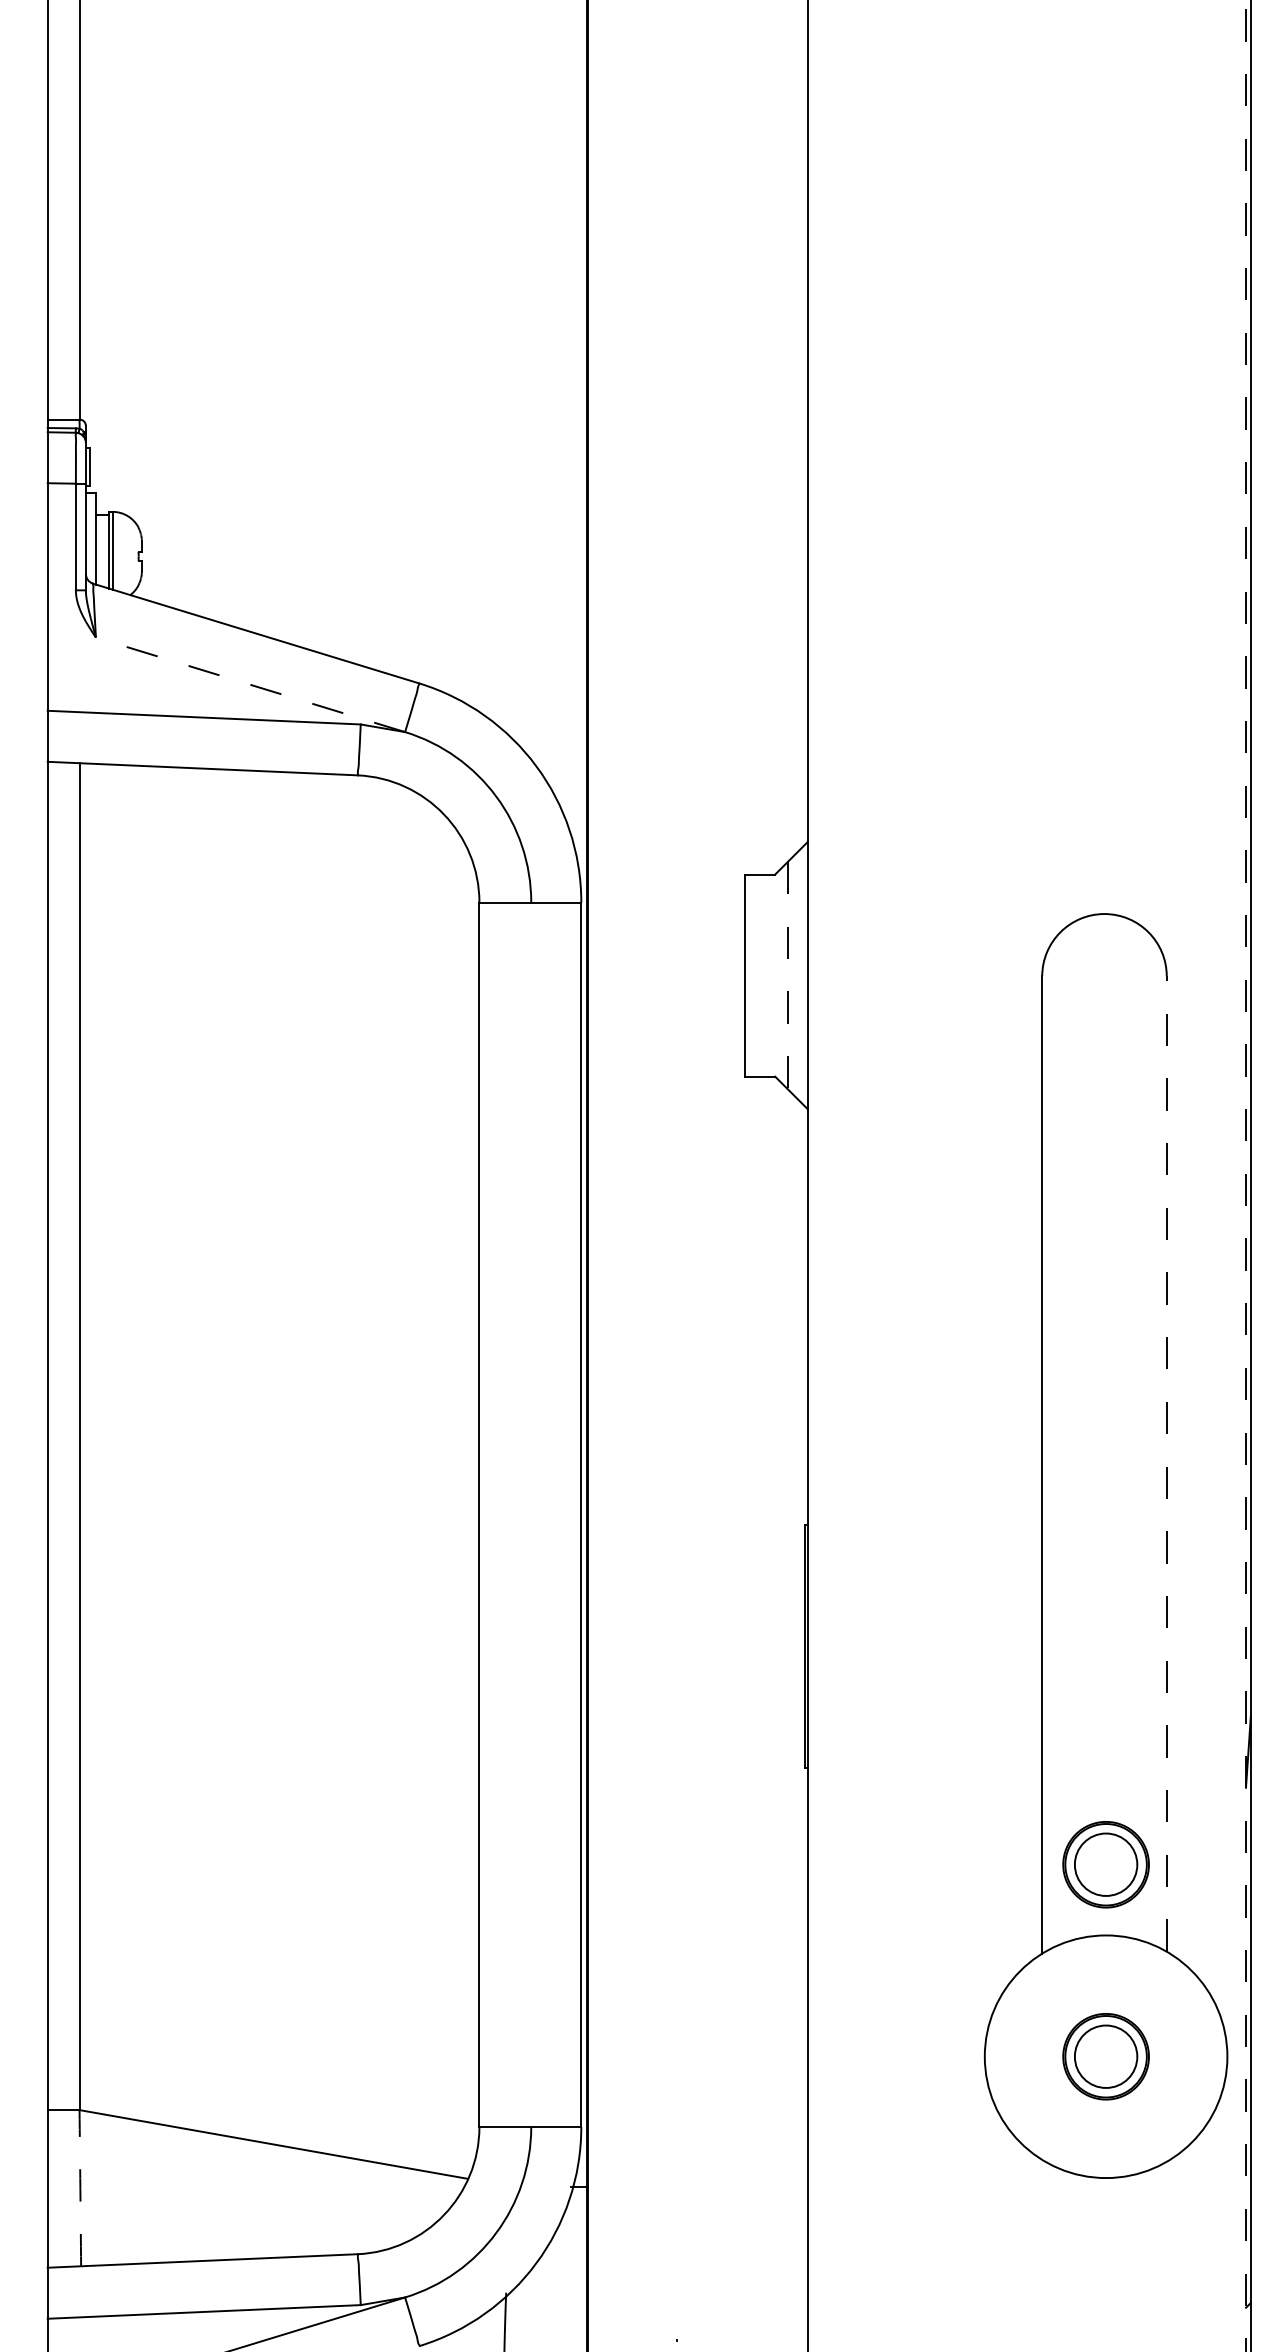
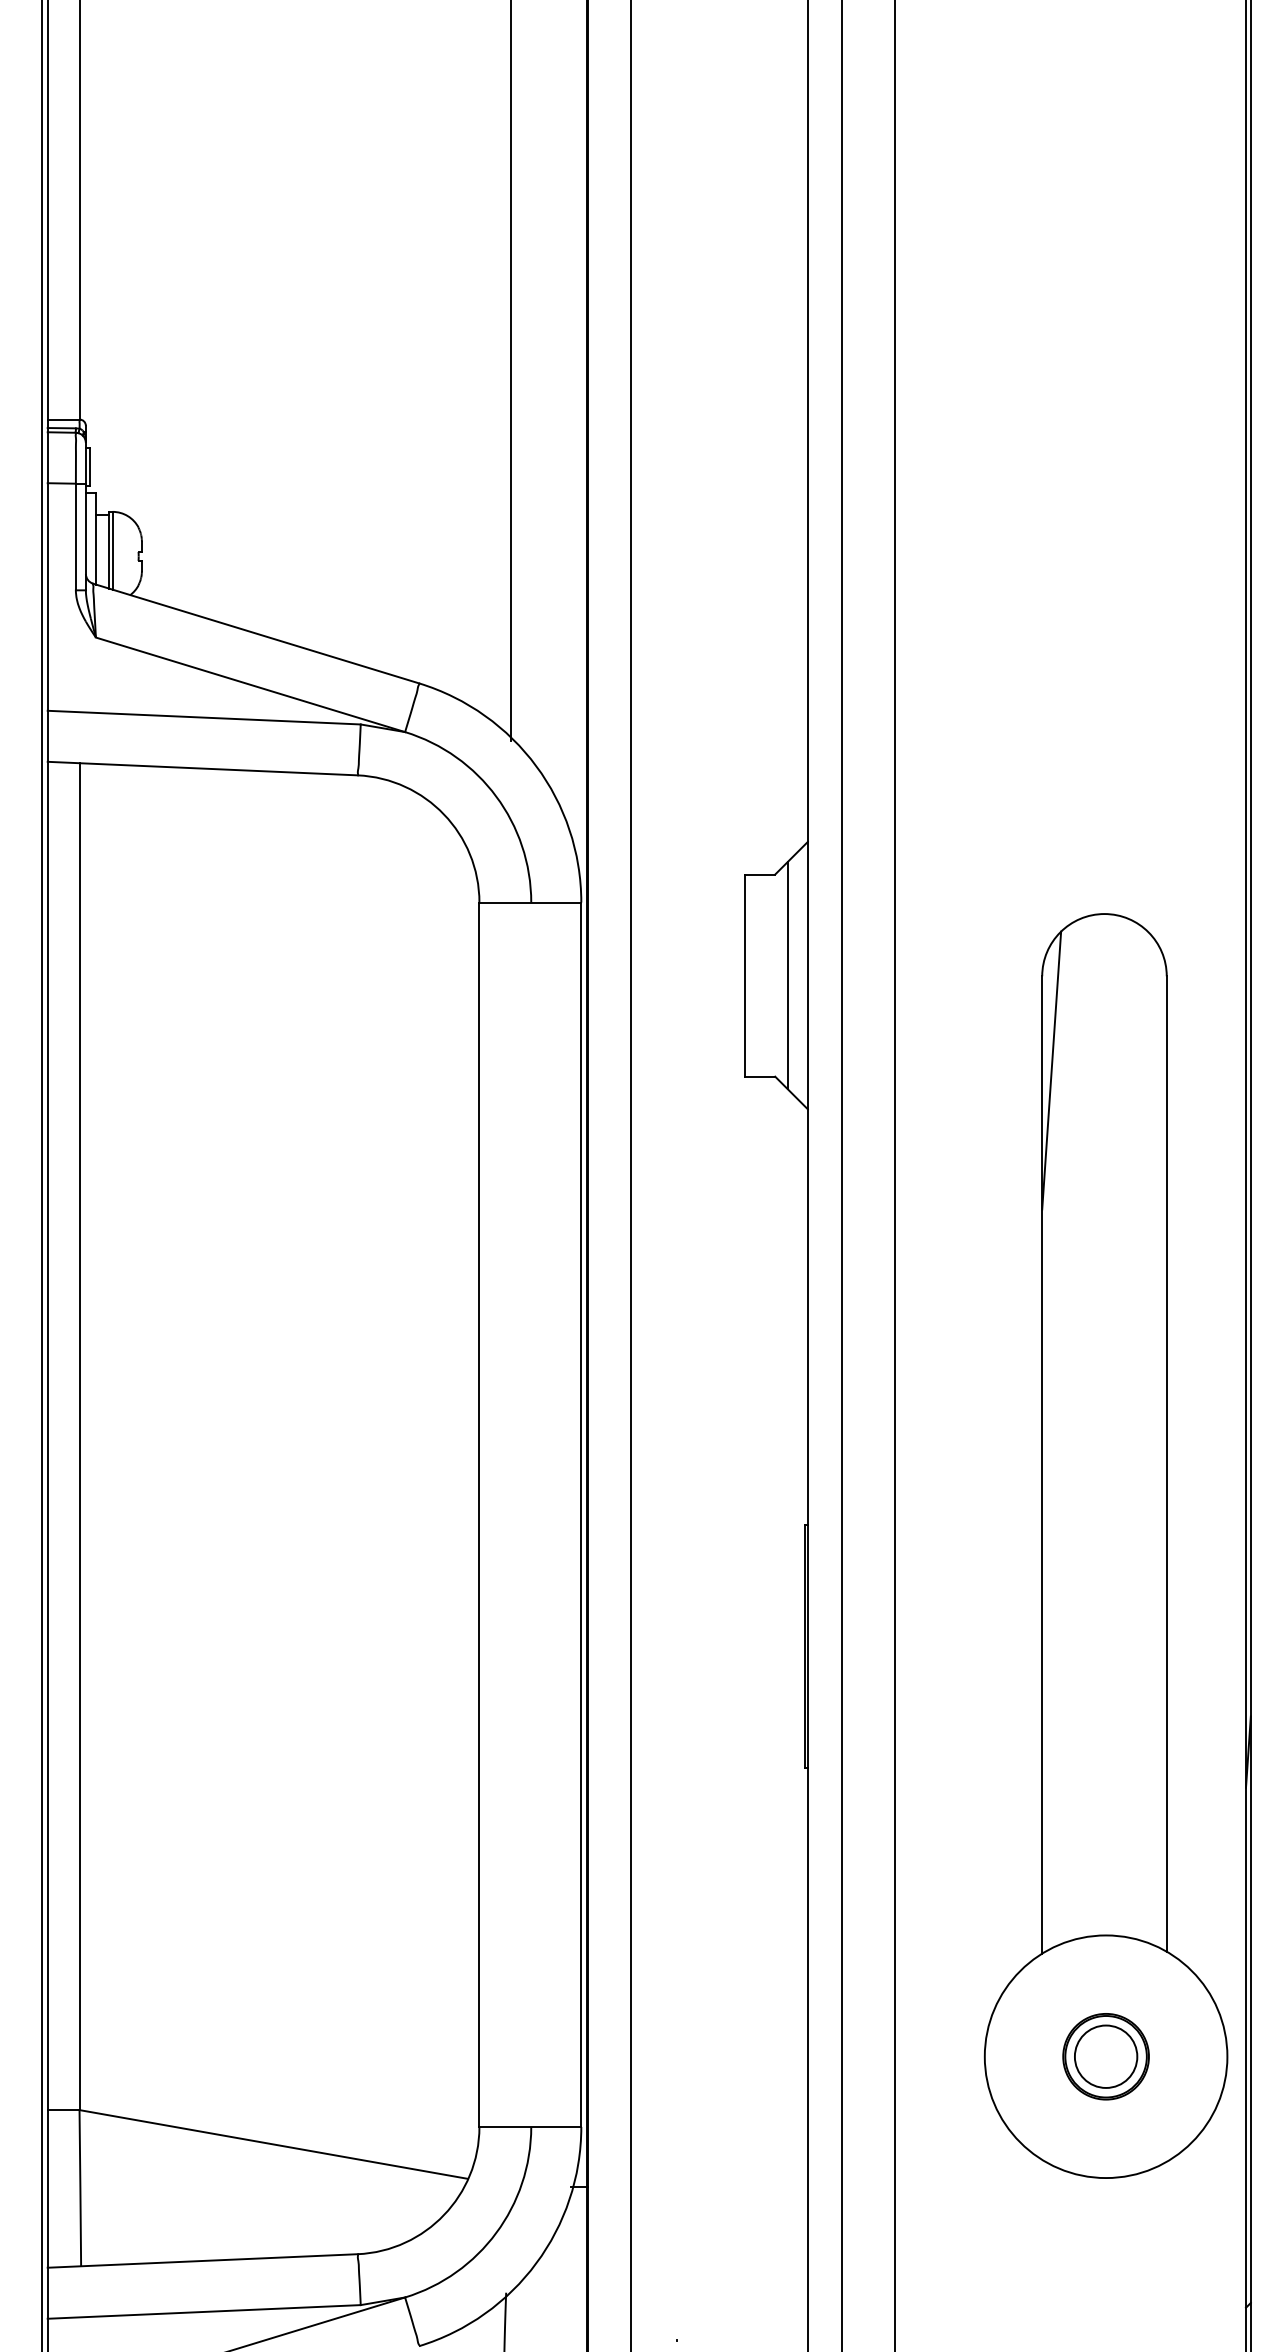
line: none -> present (511, 371)
line: dashed -> solid (250, 684)
line: dashed -> solid (787, 975)
line: none -> present (1051, 1070)
line: none -> present (41, 1175)
line: none -> present (630, 1175)
line: none -> present (841, 1175)
line: none -> present (894, 1175)
line: dashed -> solid (1246, 1175)
line: dashed -> solid (1166, 1464)
part: present -> none (1105, 1864)
arc: dashed -> solid (80, 2188)
